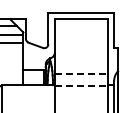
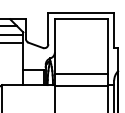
line: dashed -> solid (81, 73)
line: dashed -> solid (81, 86)
